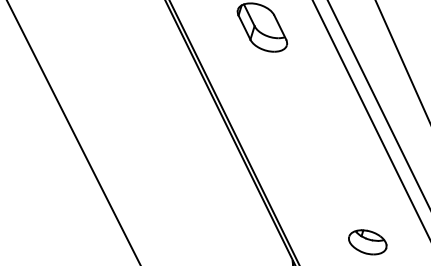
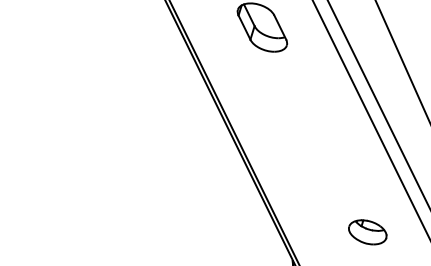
line: present -> none (73, 132)
part position: (367, 242) -> (367, 232) (367, 232)
